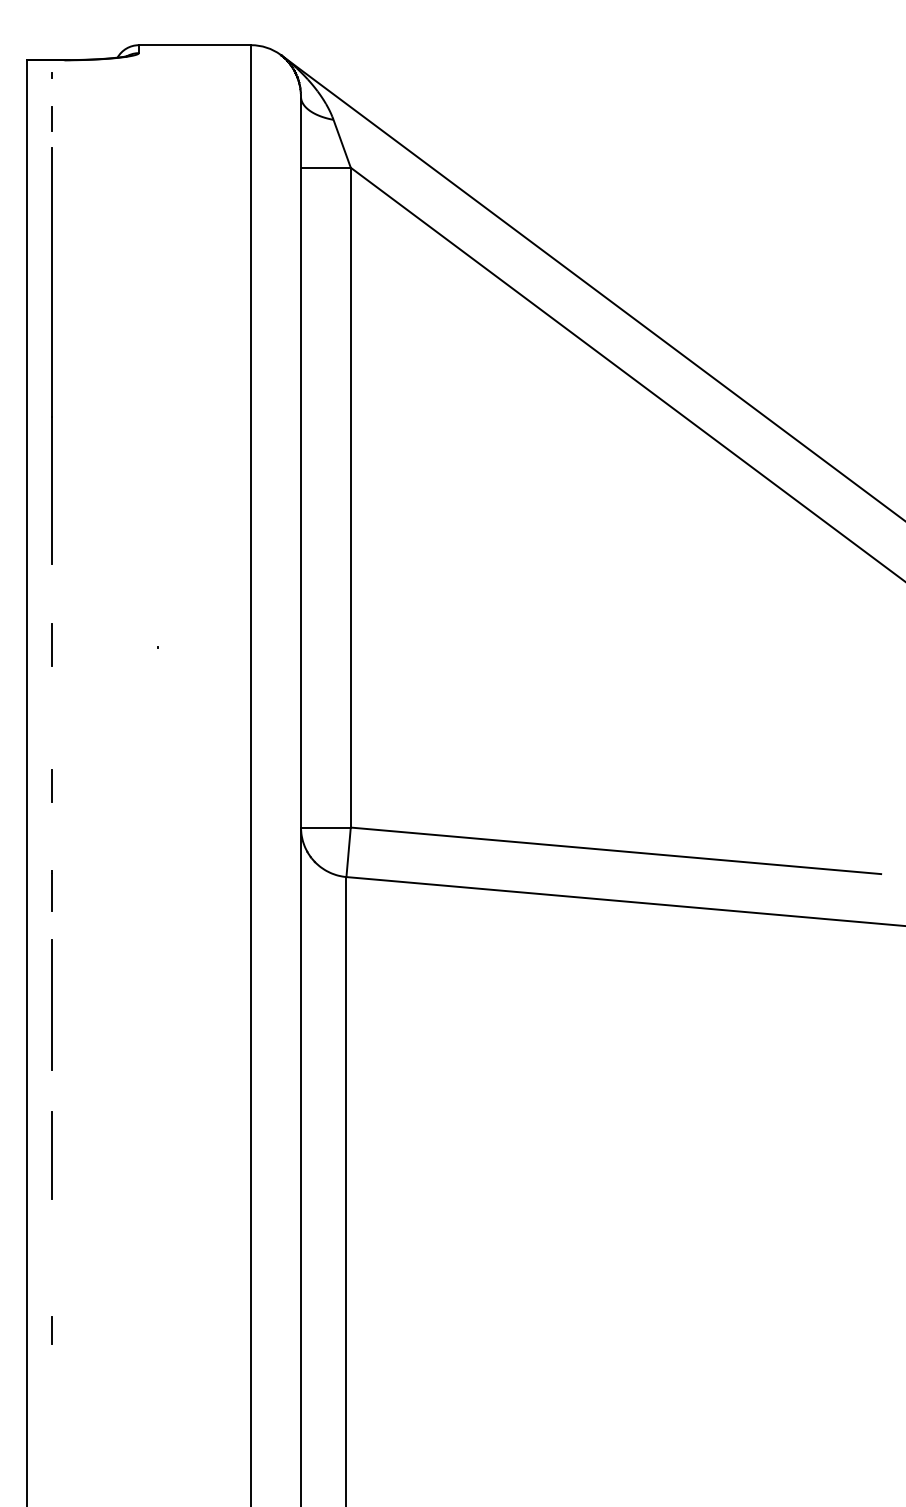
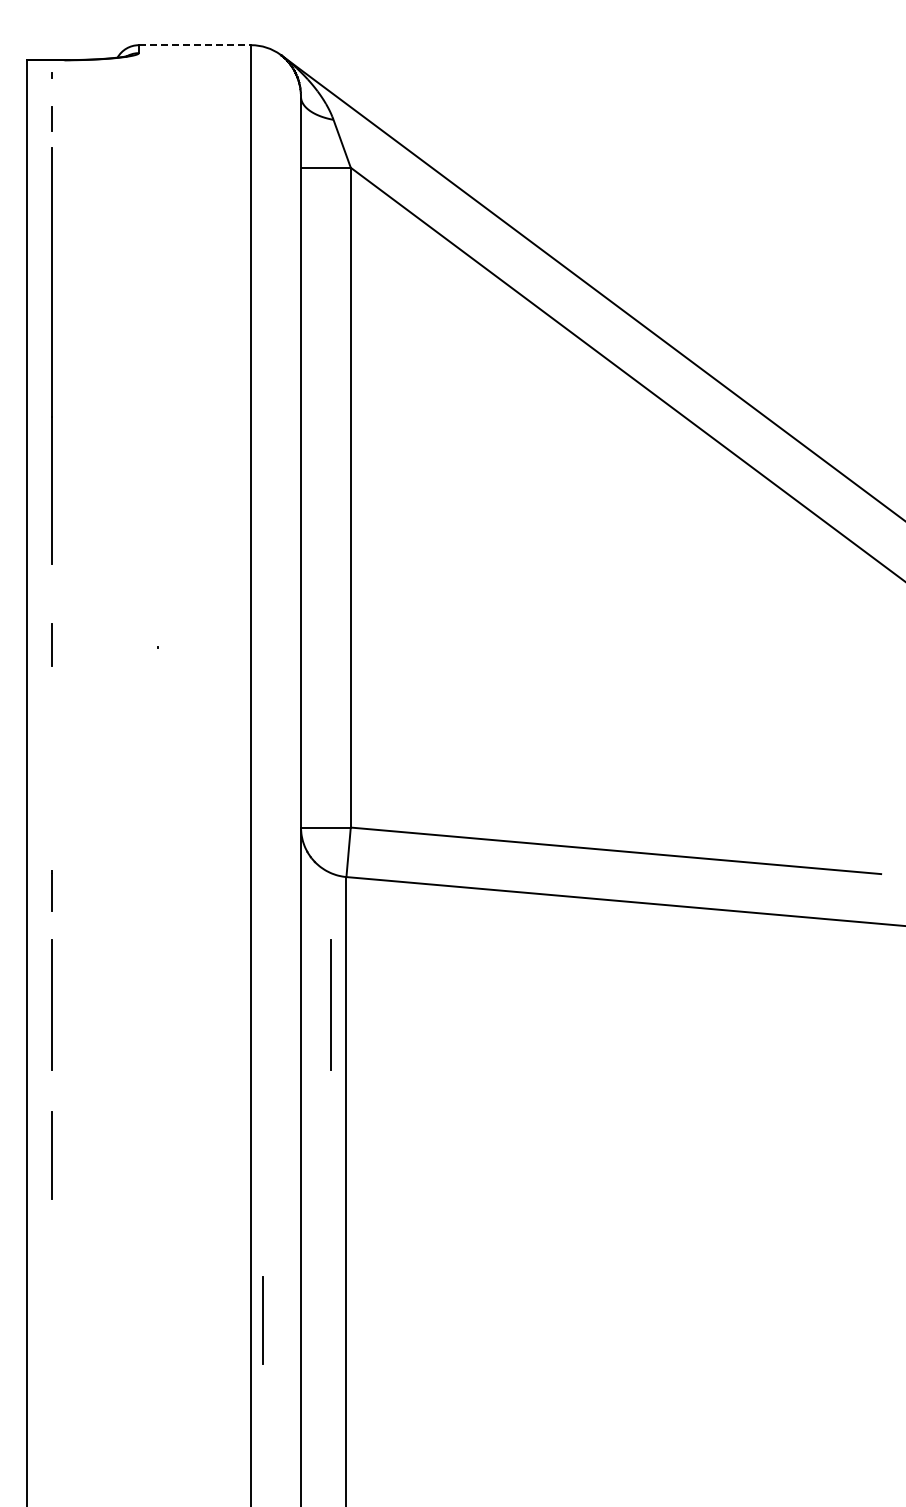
line: solid -> dashed (195, 45)
line: present -> none (52, 785)
line: none -> present (330, 1004)
line: none -> present (262, 1320)
line: present -> none (52, 1330)
